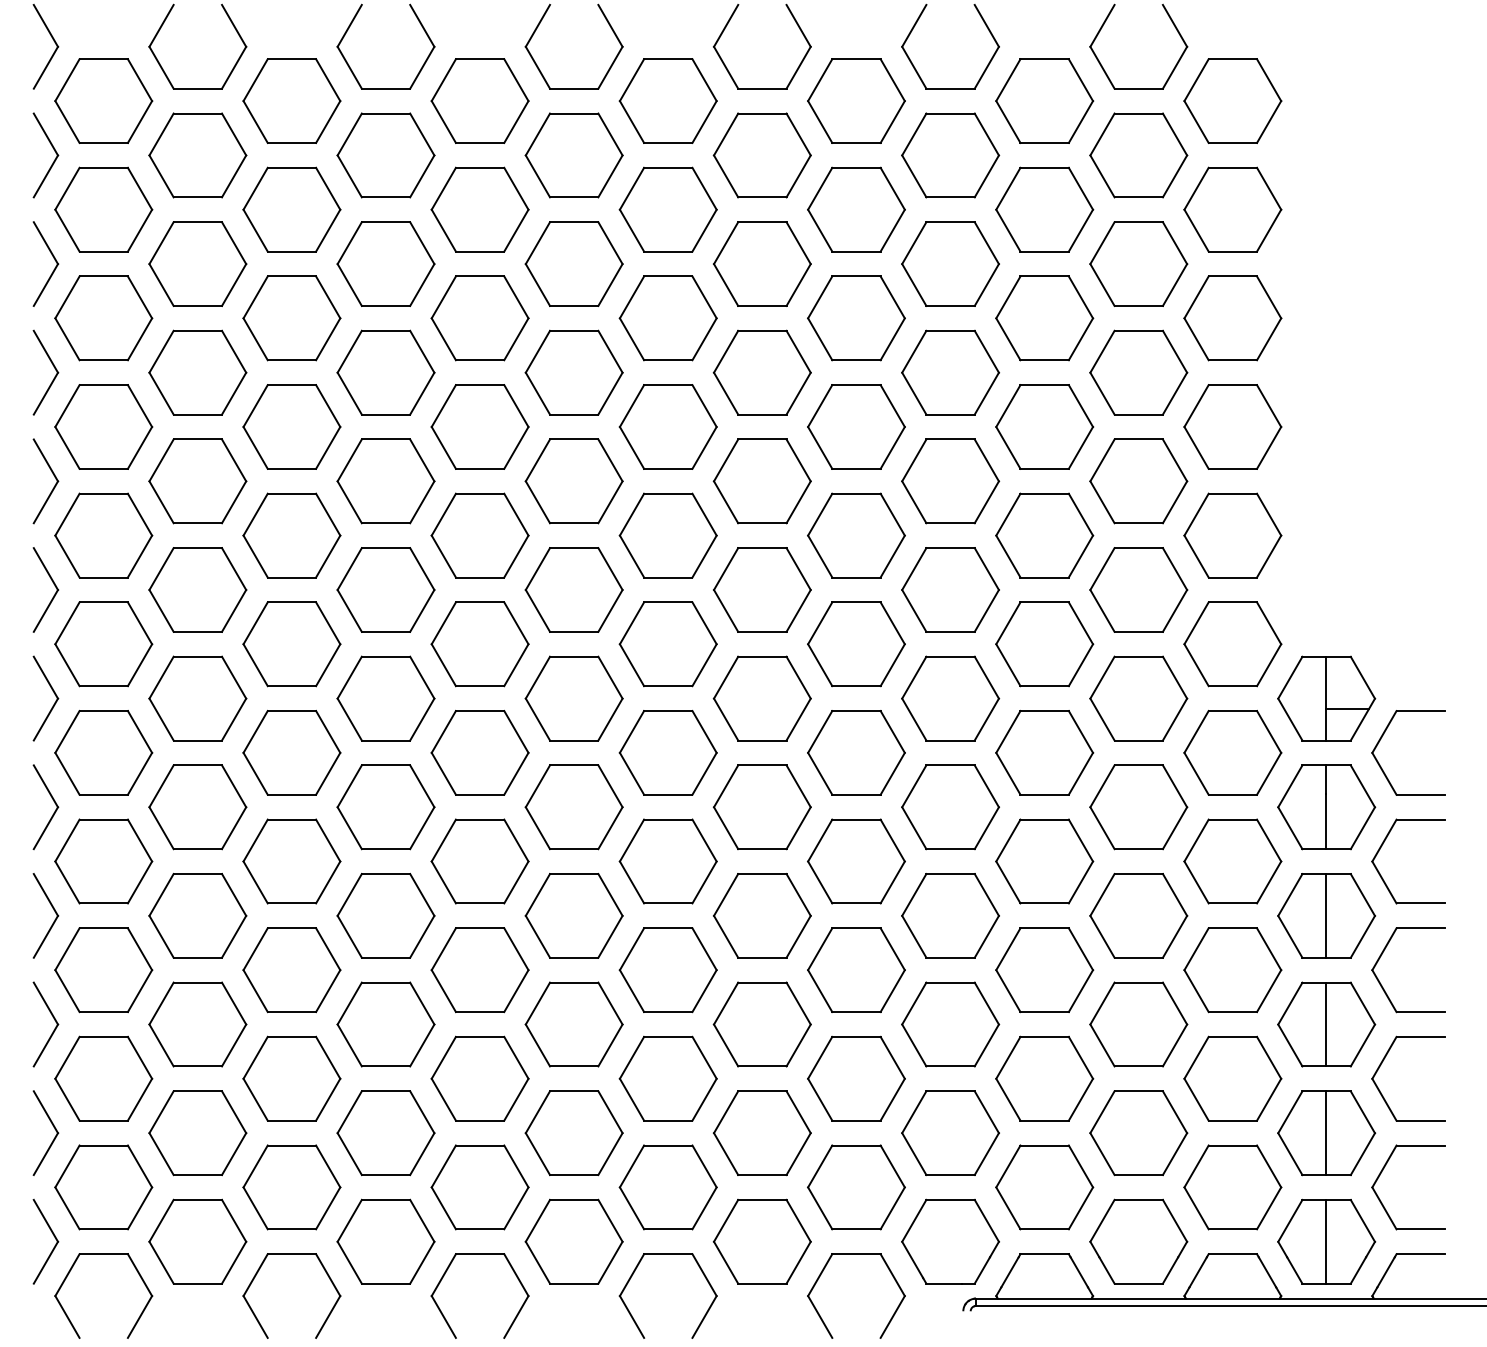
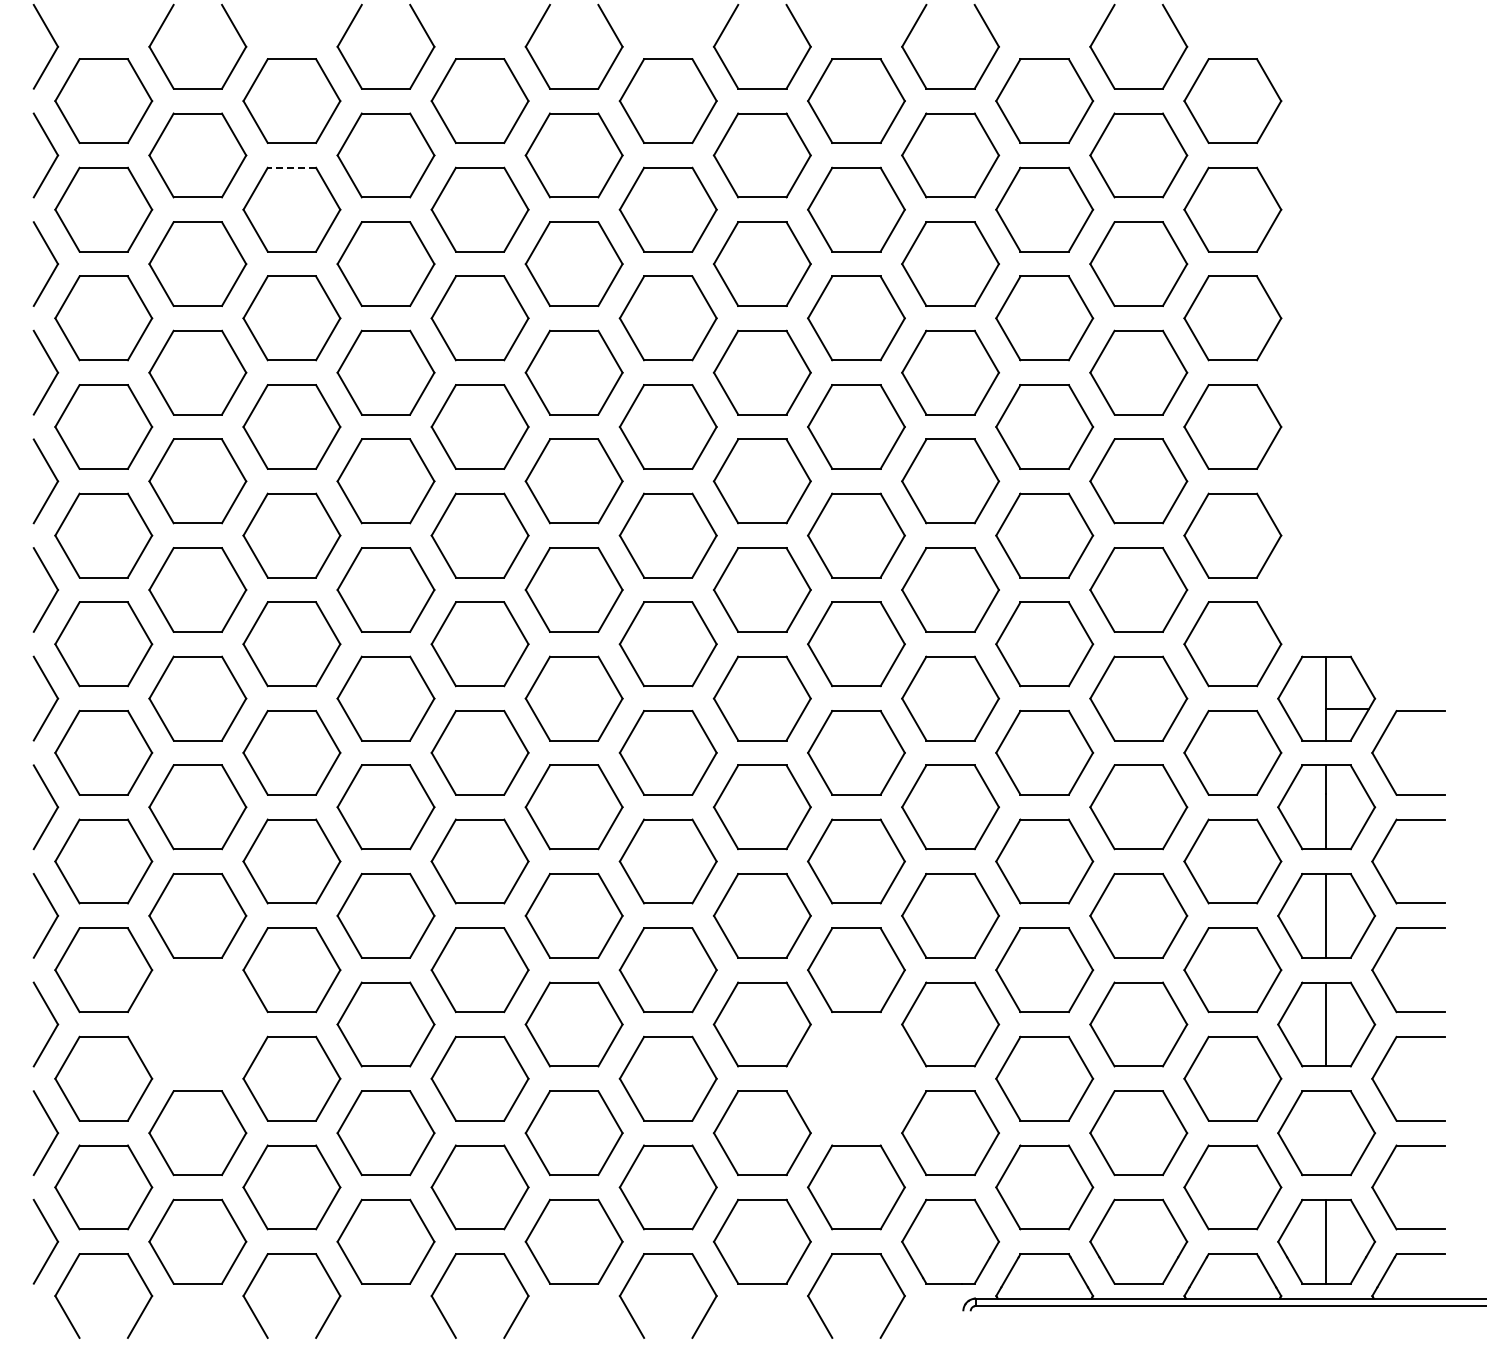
line: solid -> dashed (291, 167)
part: present -> none (197, 1024)
part: present -> none (856, 1078)
line: present -> none (1325, 1133)
